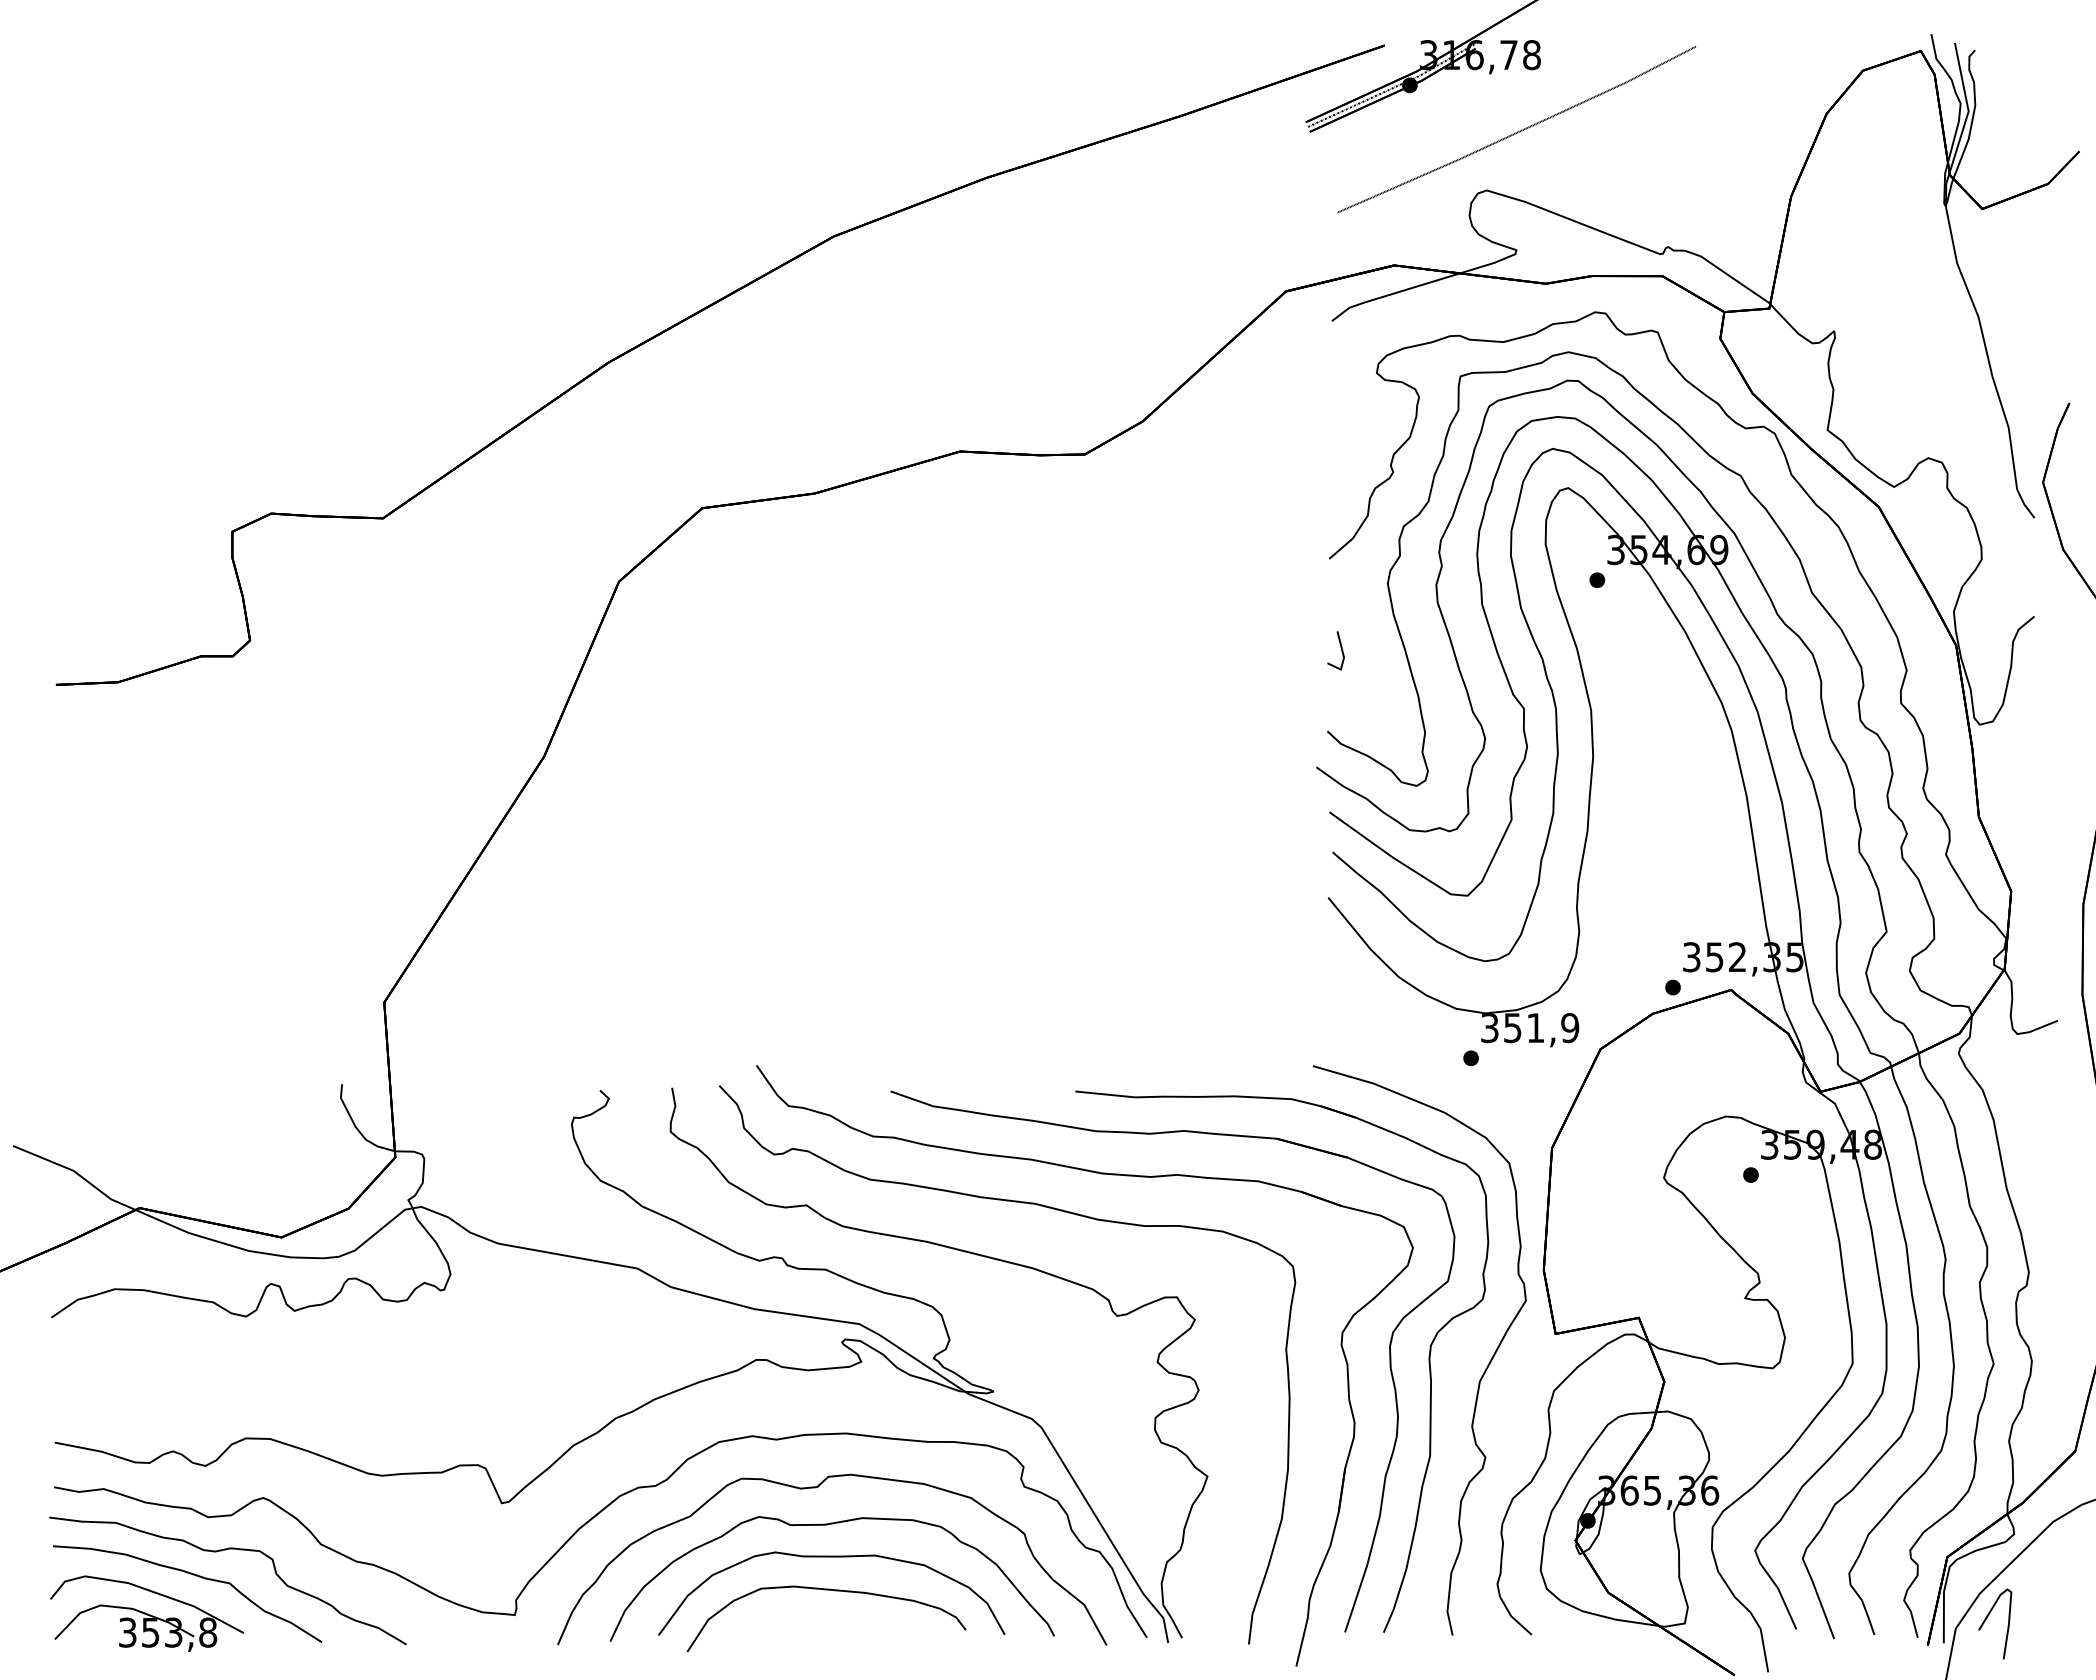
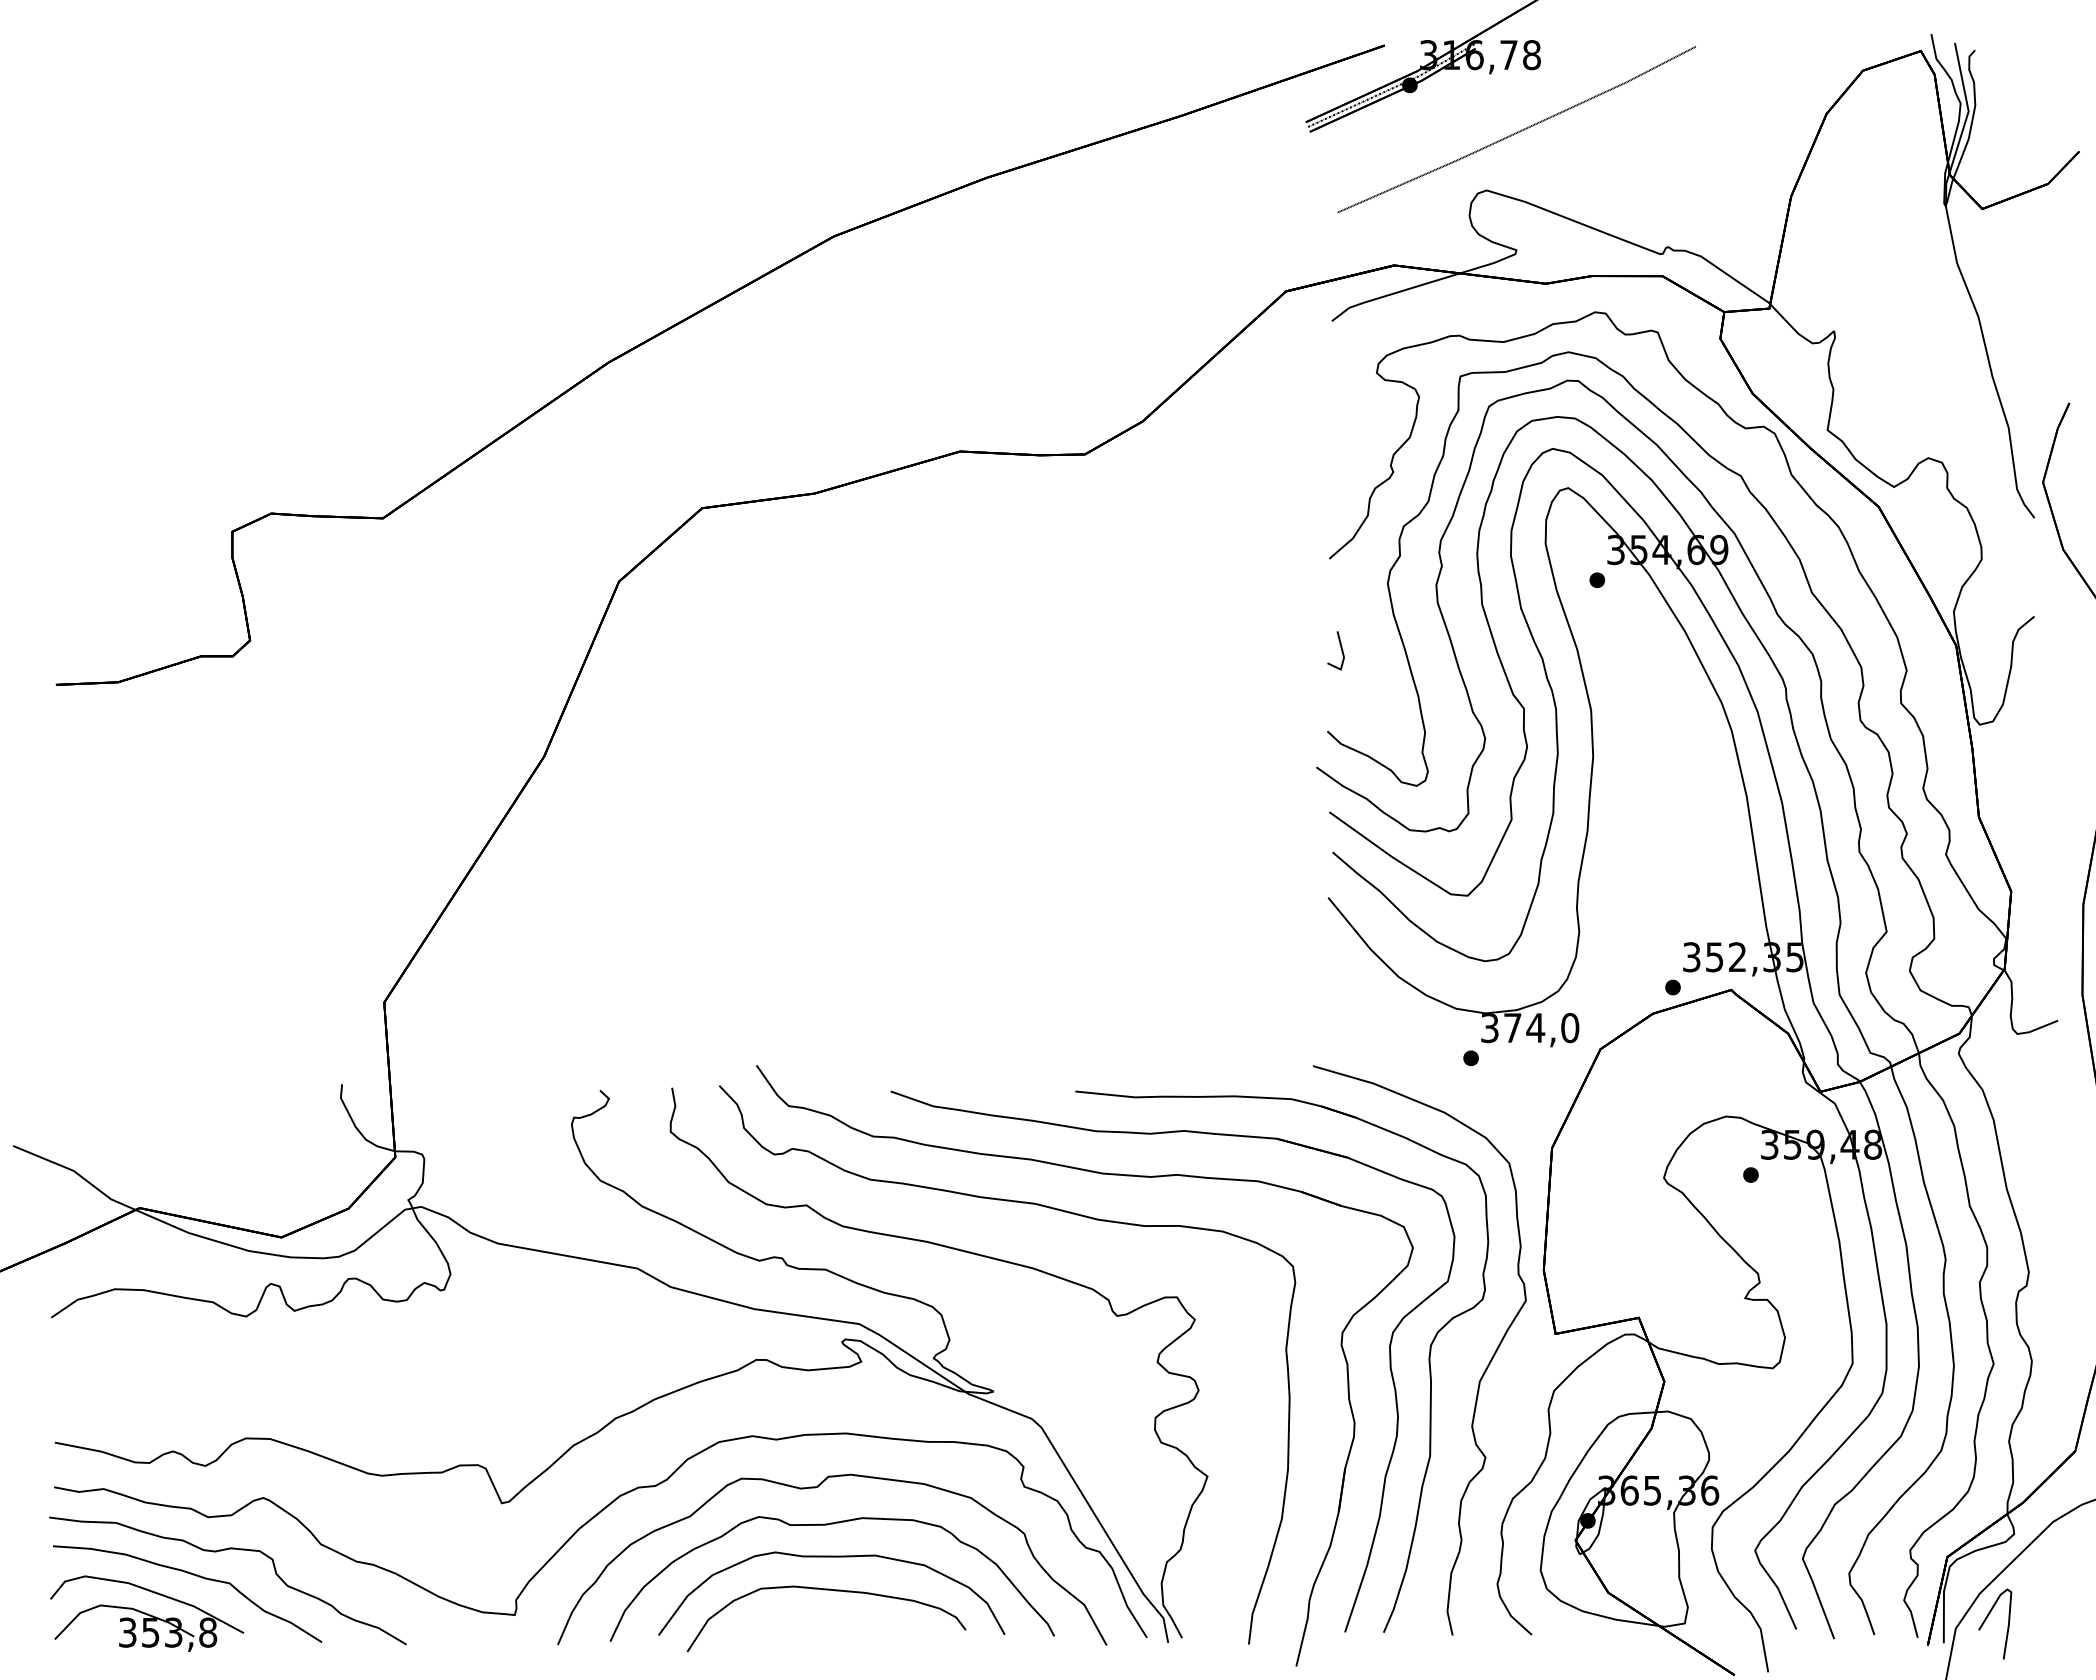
text: 351,9 -> 374,0 (1541, 1028)
